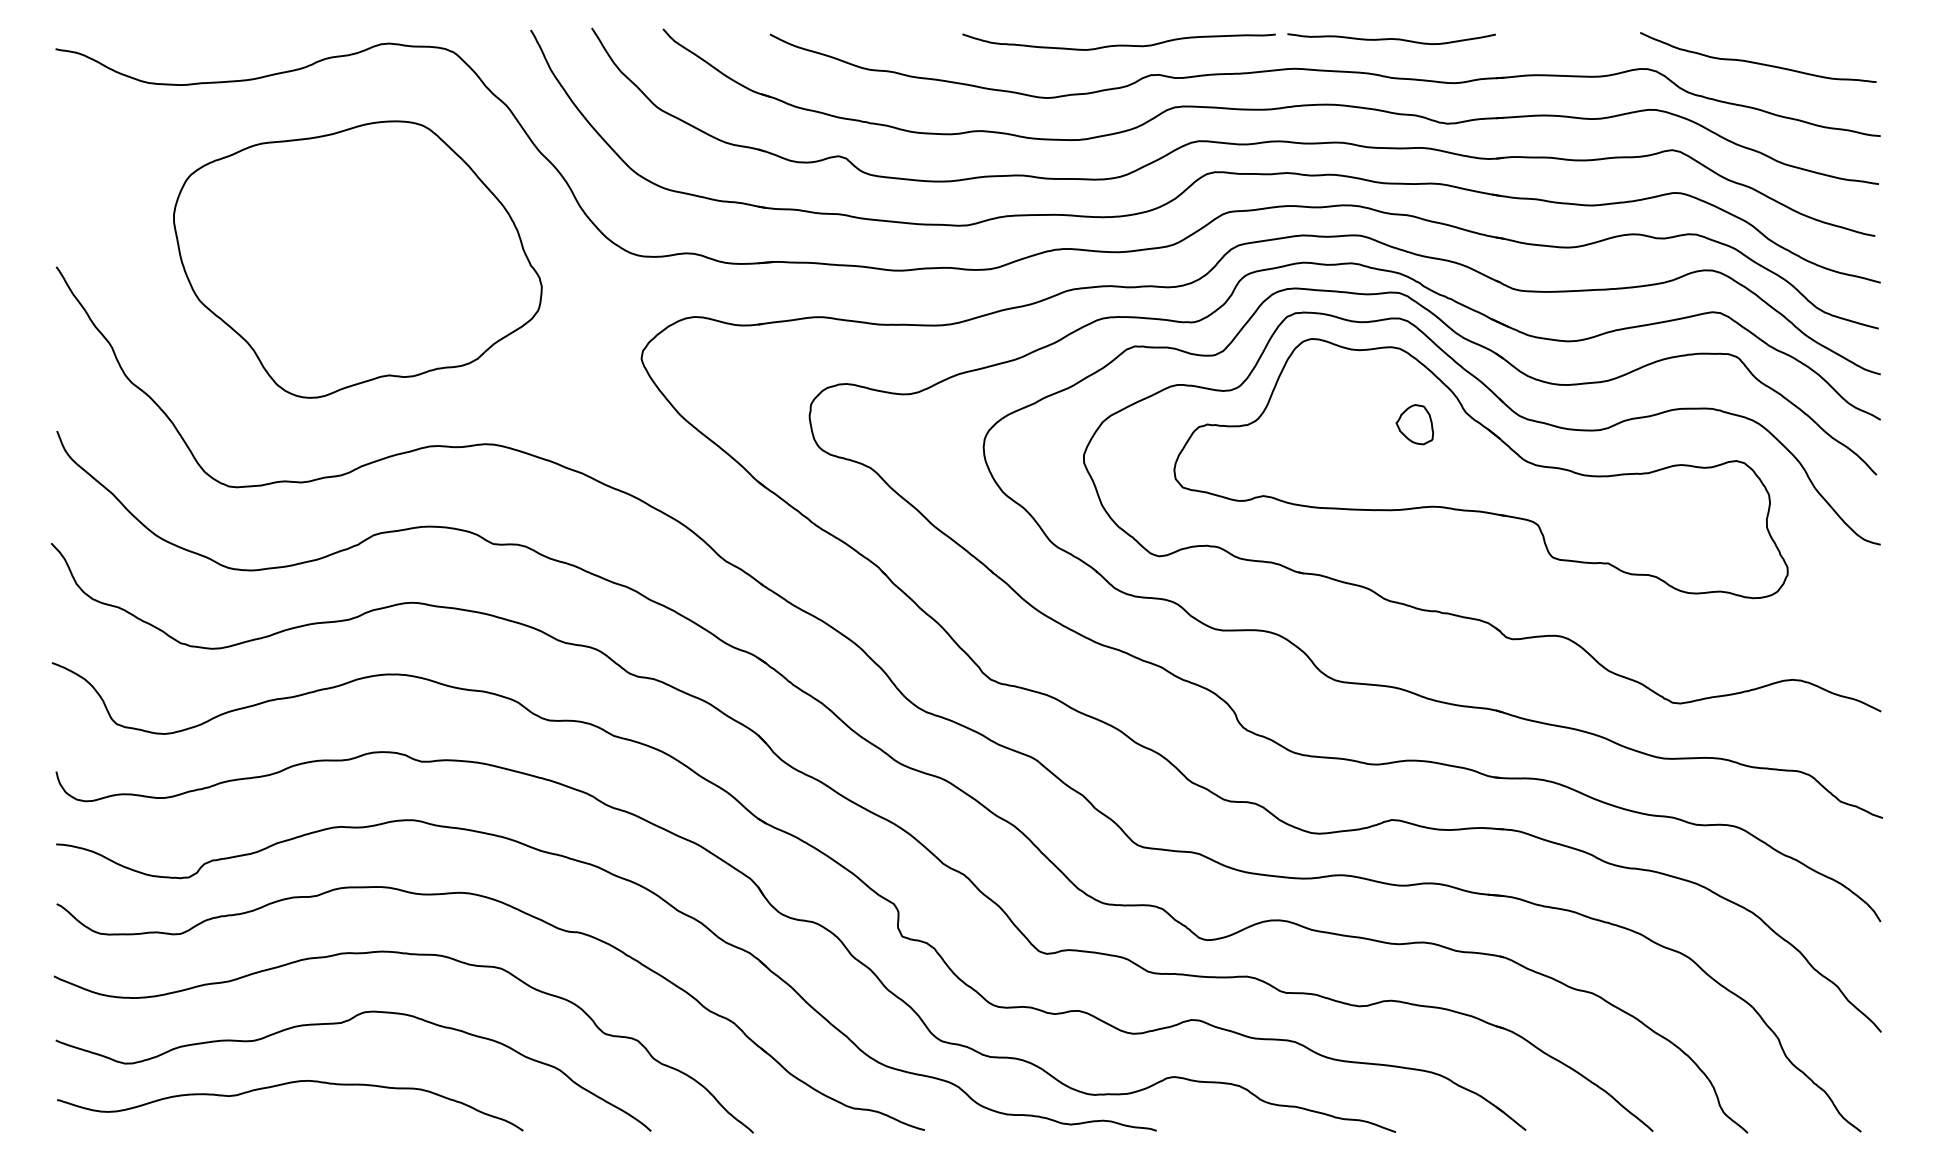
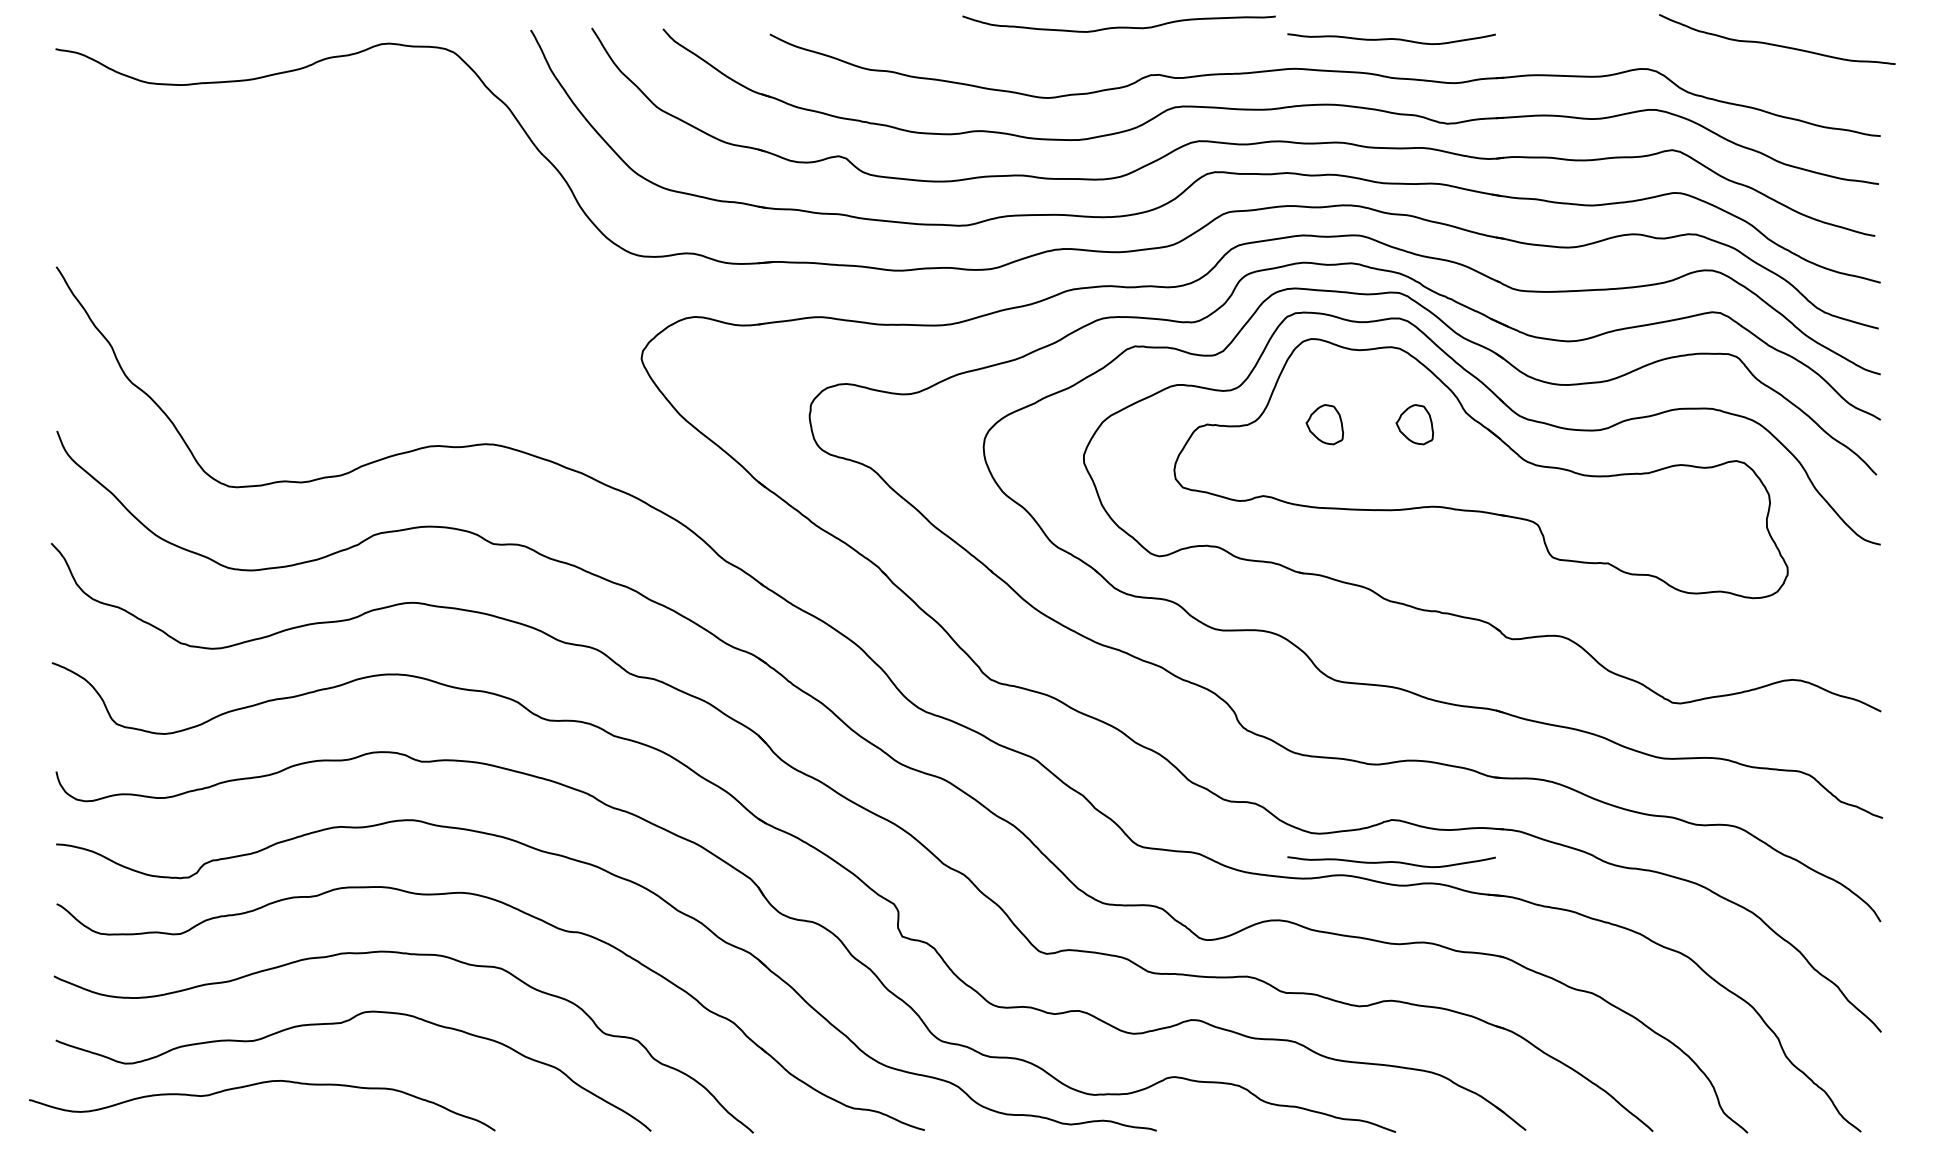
curve position: (1118, 44) -> (1118, 26) (1118, 26)
curve position: (1758, 62) -> (1777, 44) (1777, 44)
part: present -> none (357, 259)
part: none -> present (1324, 424)
curve: none -> present (1391, 861)
curve position: (283, 1085) -> (255, 1085) (255, 1085)
